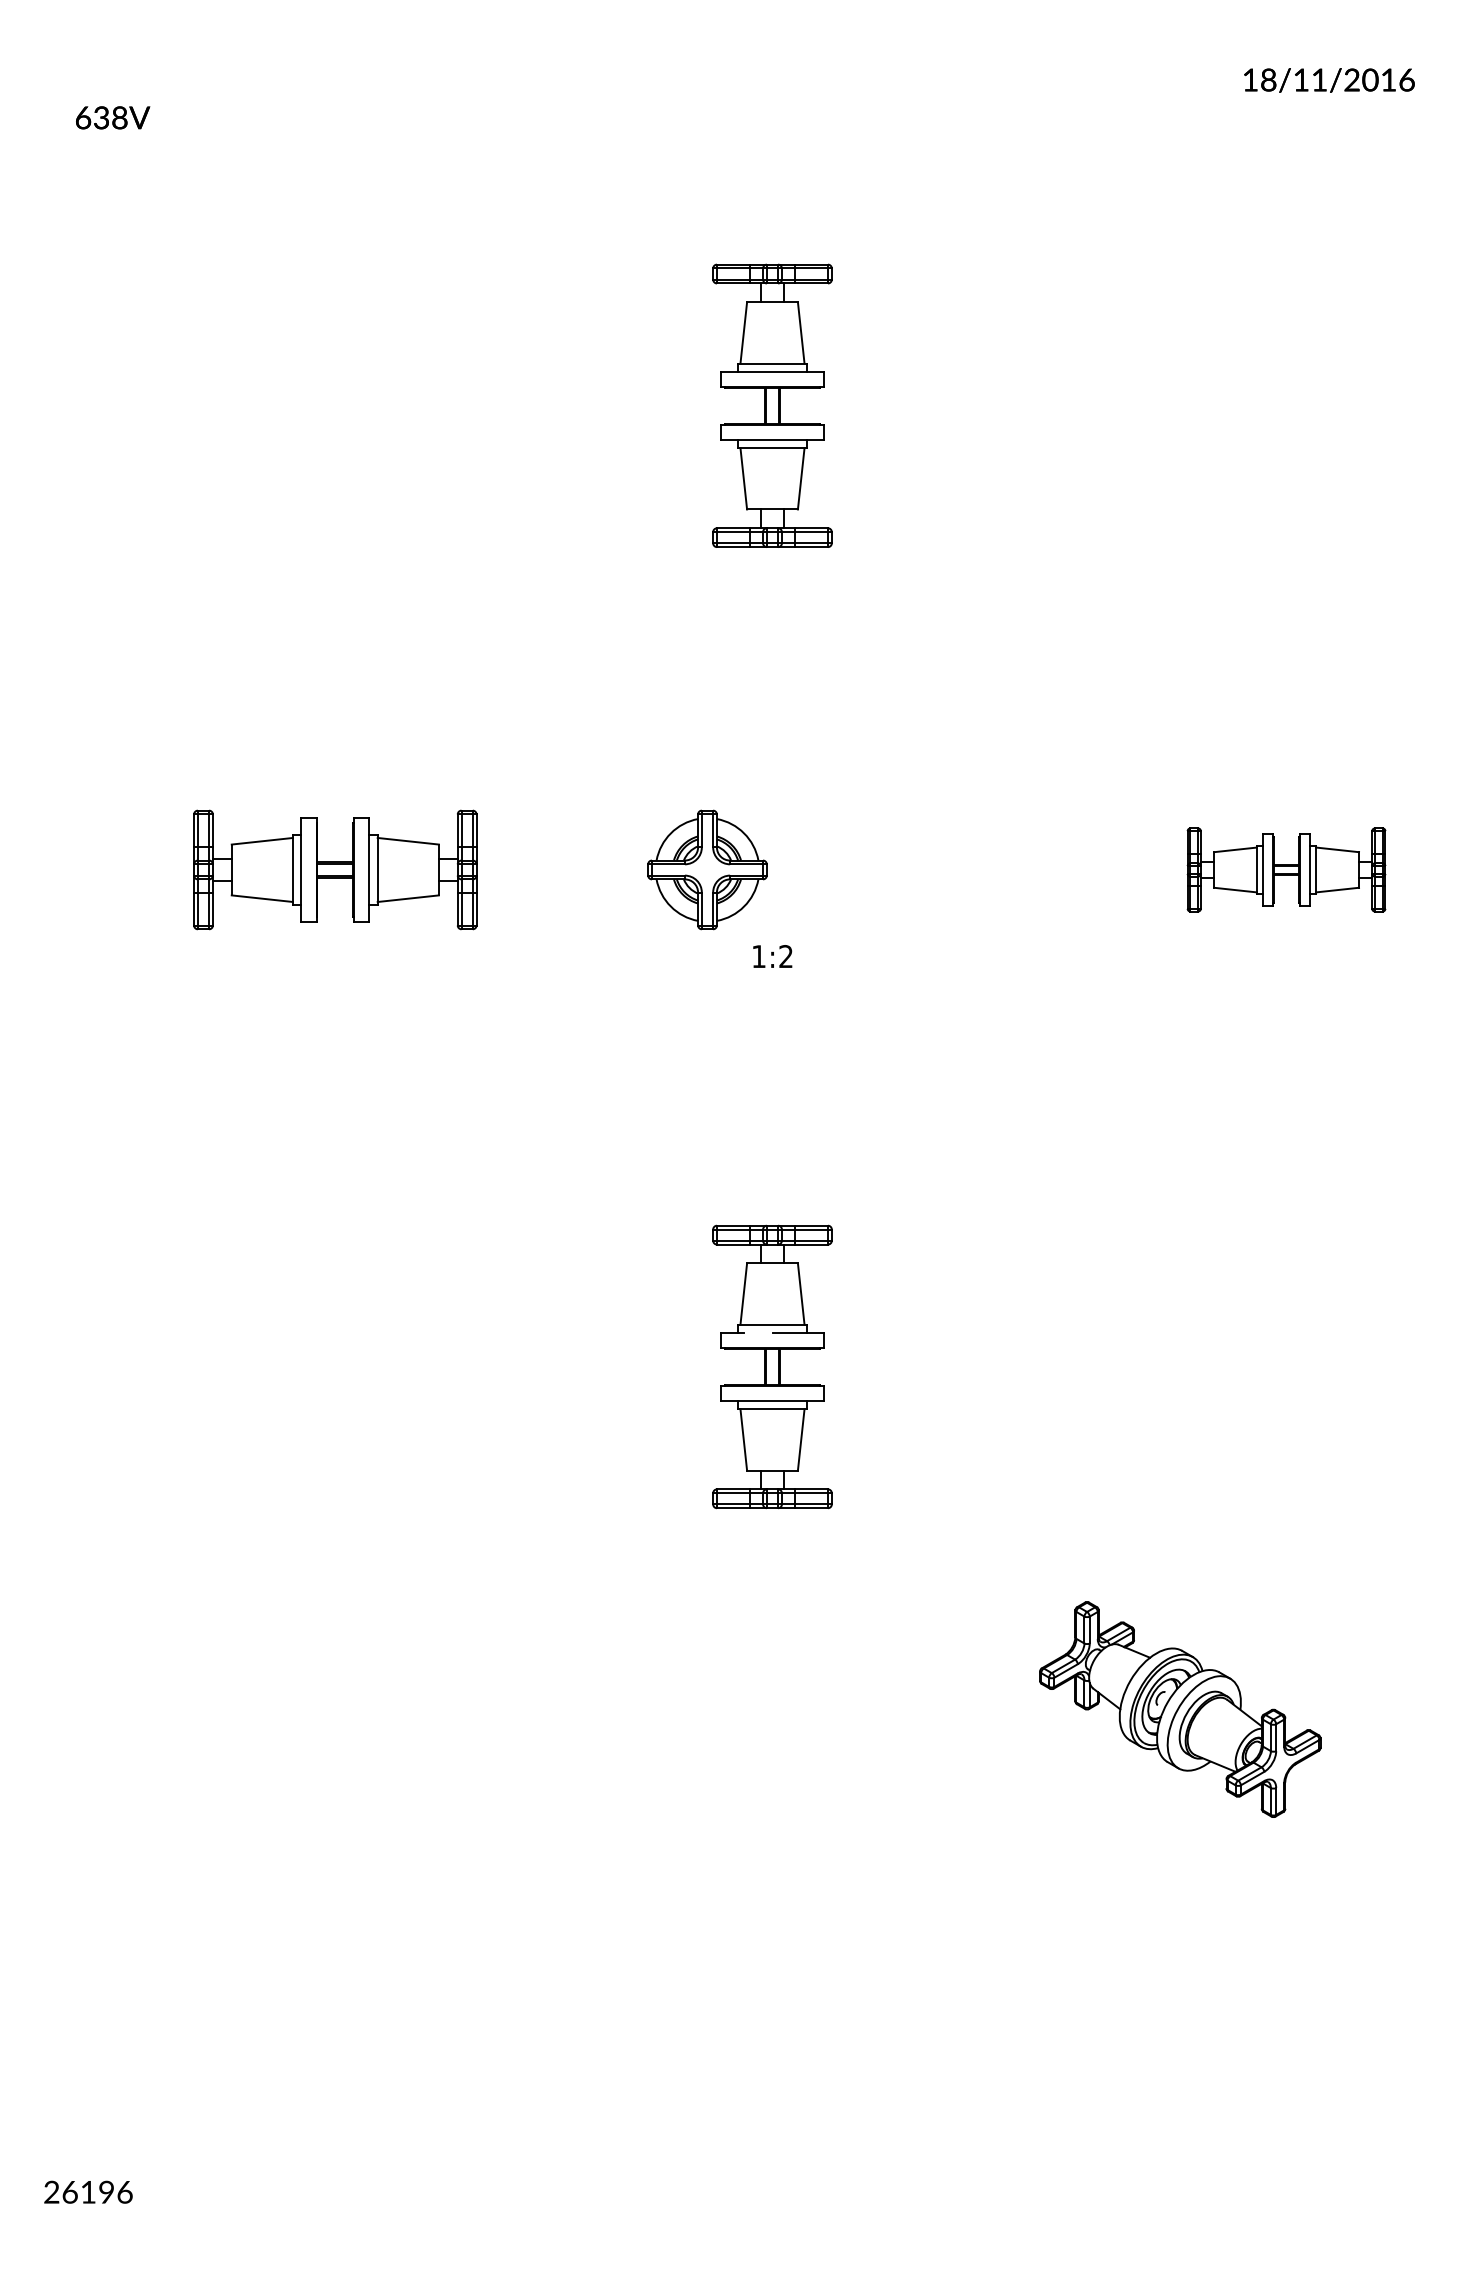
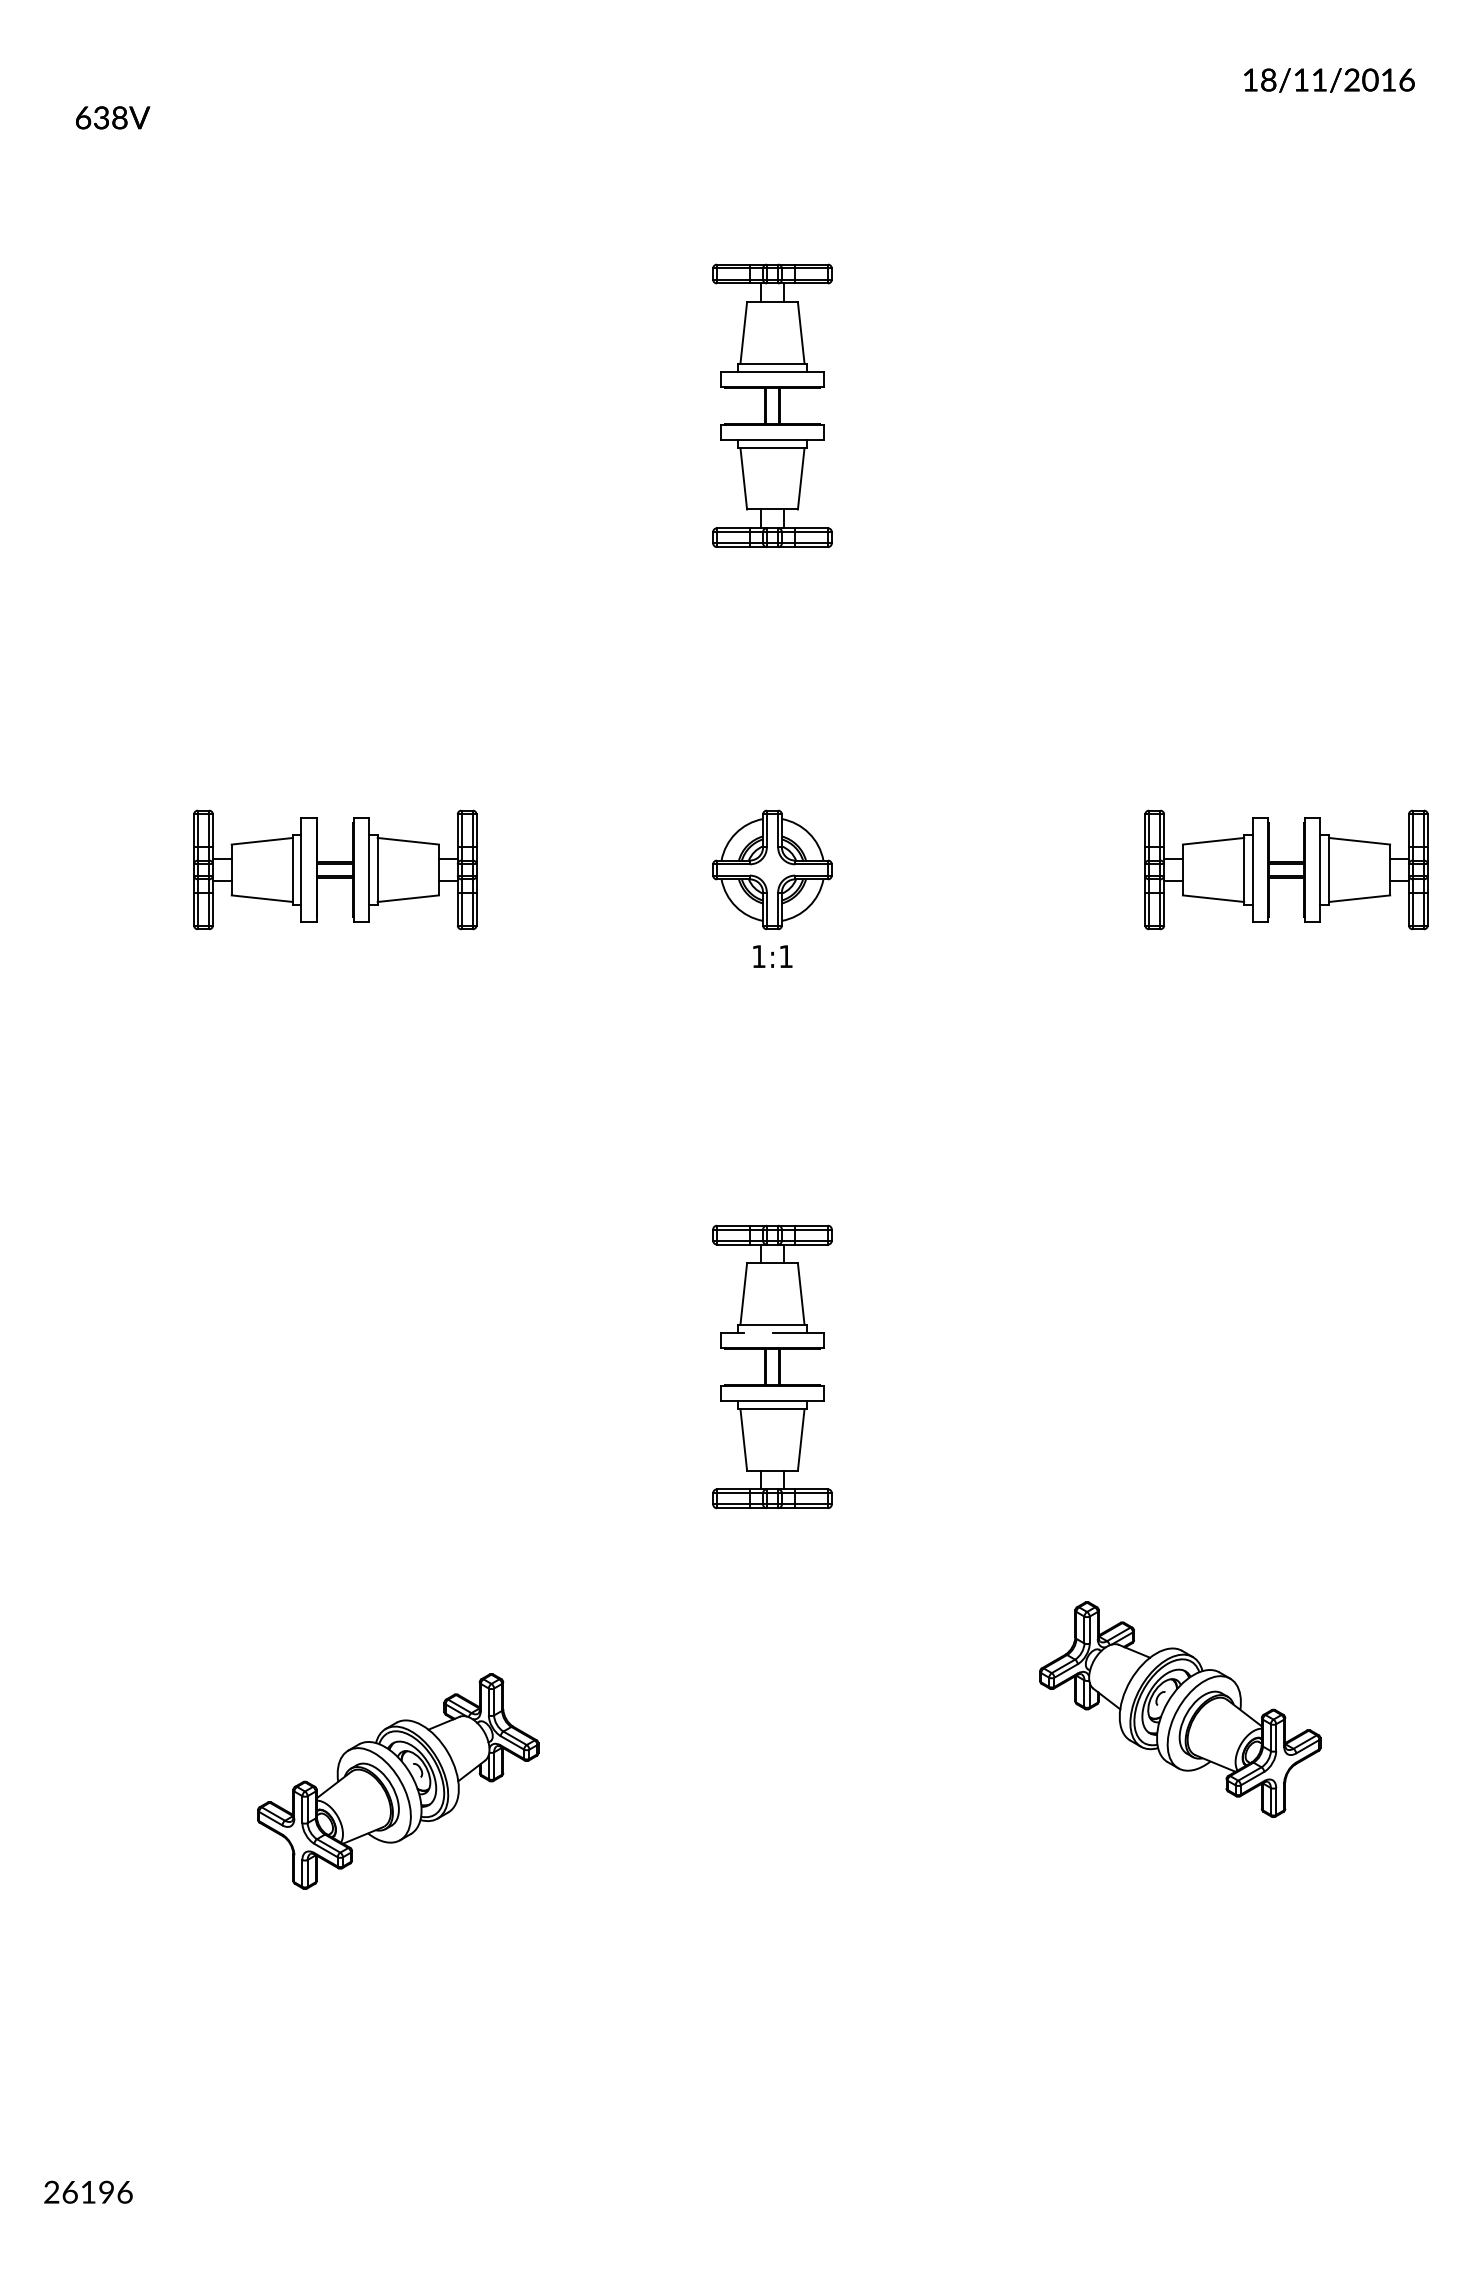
part position: (707, 869) -> (772, 869) (772, 869)
part size: 201x86 px -> 285x122 px (1286, 869)
text: 1:2 -> 1:1 (785, 956)
part: none -> present (398, 1781)
